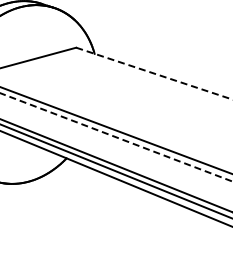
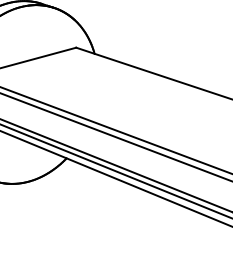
line: dashed -> solid (154, 73)
line: dashed -> solid (116, 137)
